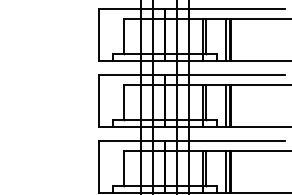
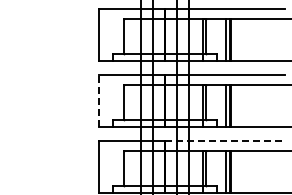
line: solid -> dashed (98, 101)
line: solid -> dashed (225, 141)
